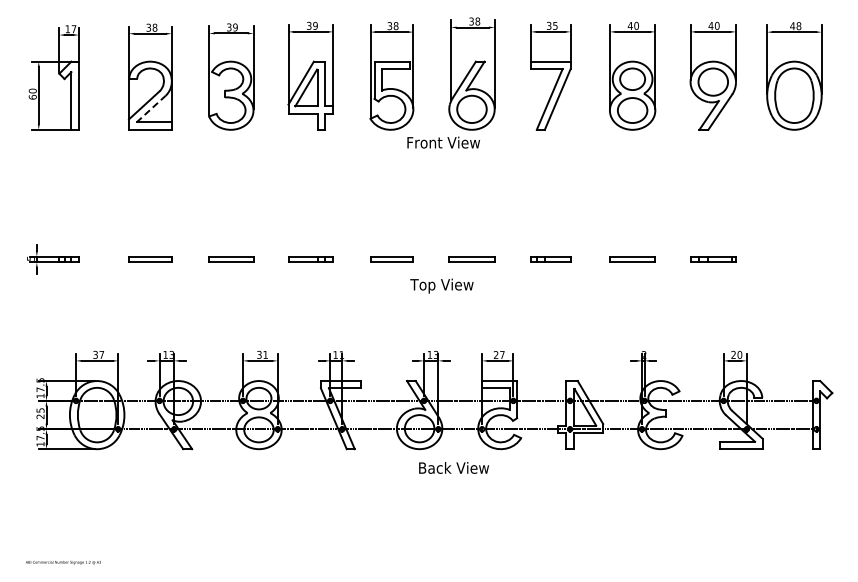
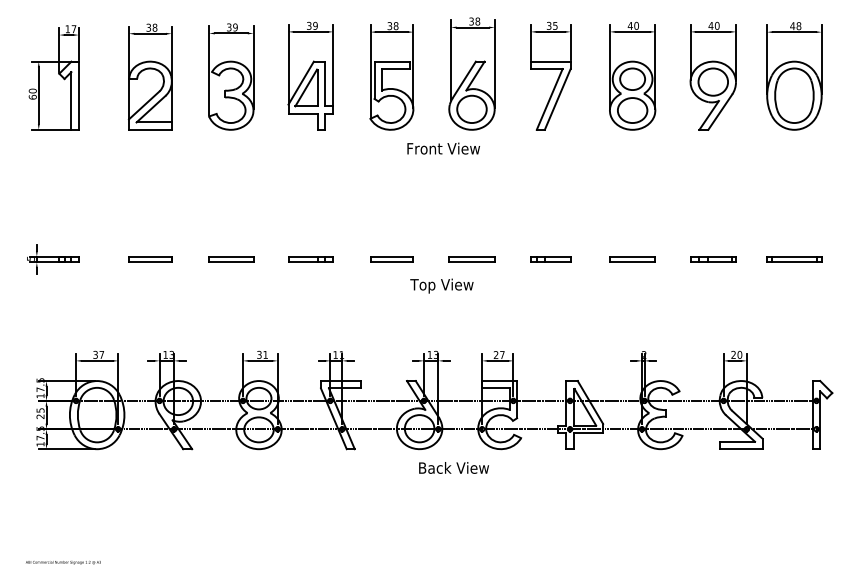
line: dashed -> solid (151, 109)
text position: (443, 142) -> (443, 148) (443, 148)
part: none -> present (794, 259)
